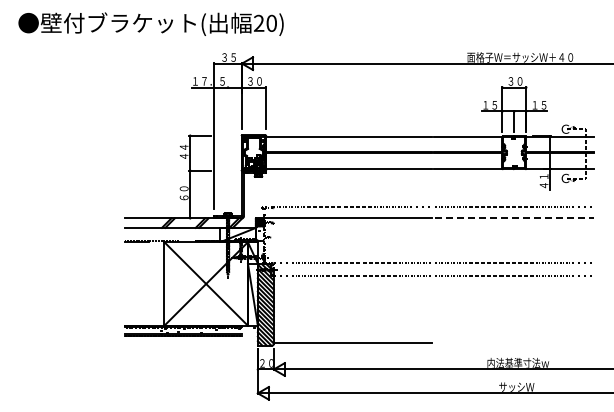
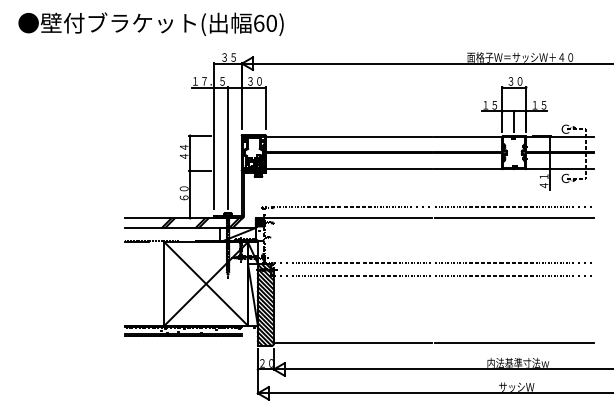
text: 20) -> 60) (258, 22)
line: none -> present (228, 147)
line: dashed -> solid (514, 218)
line: none -> present (514, 343)
